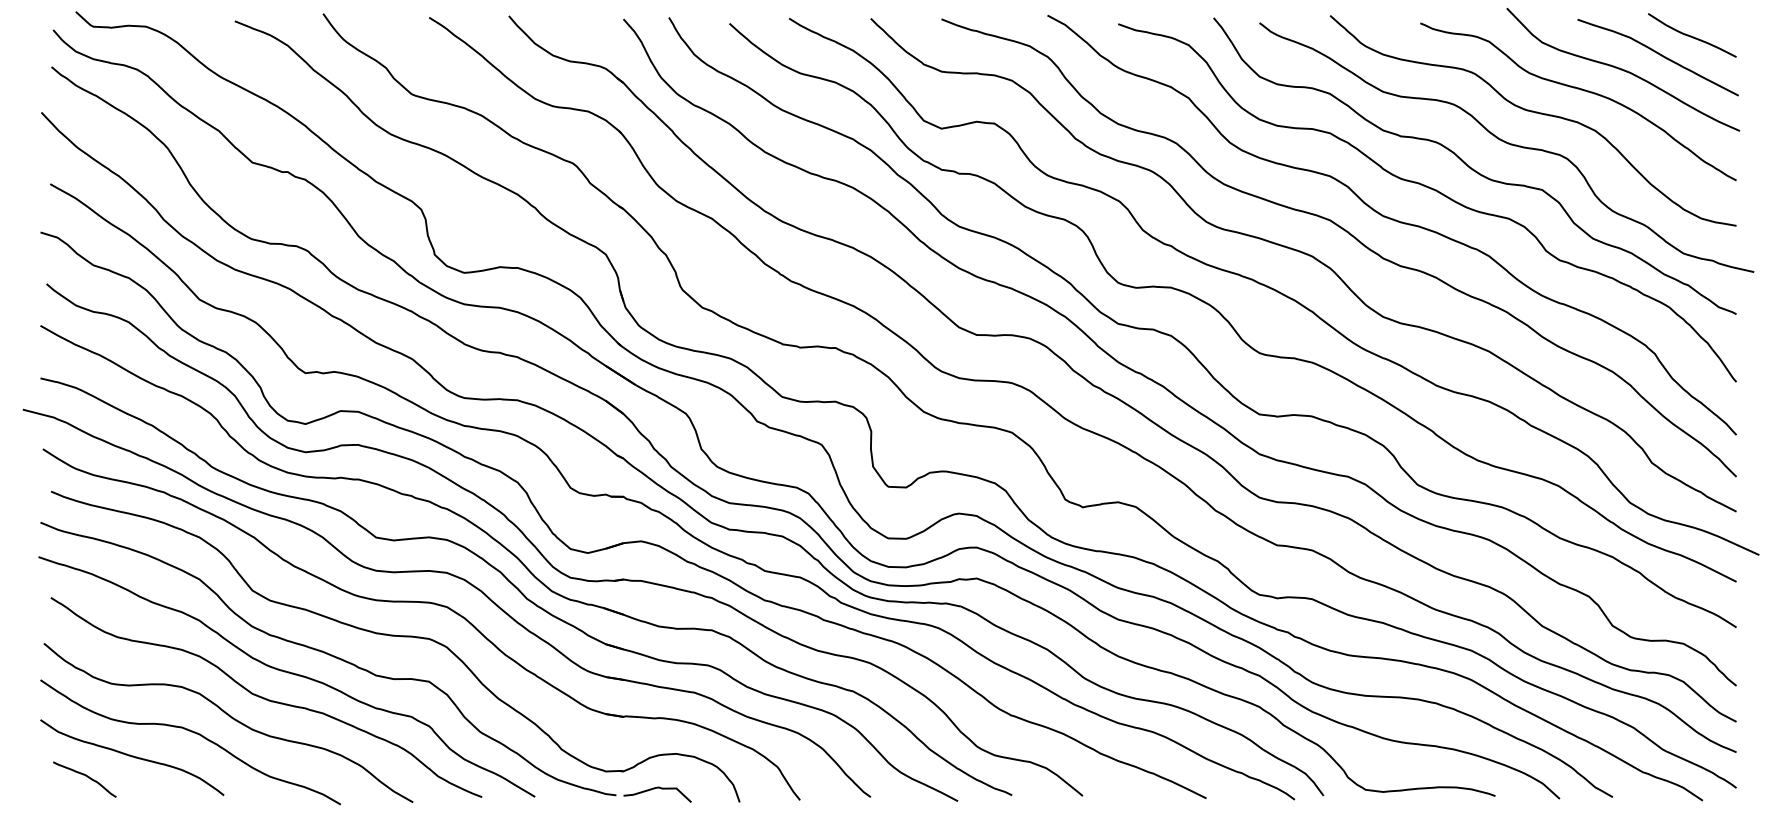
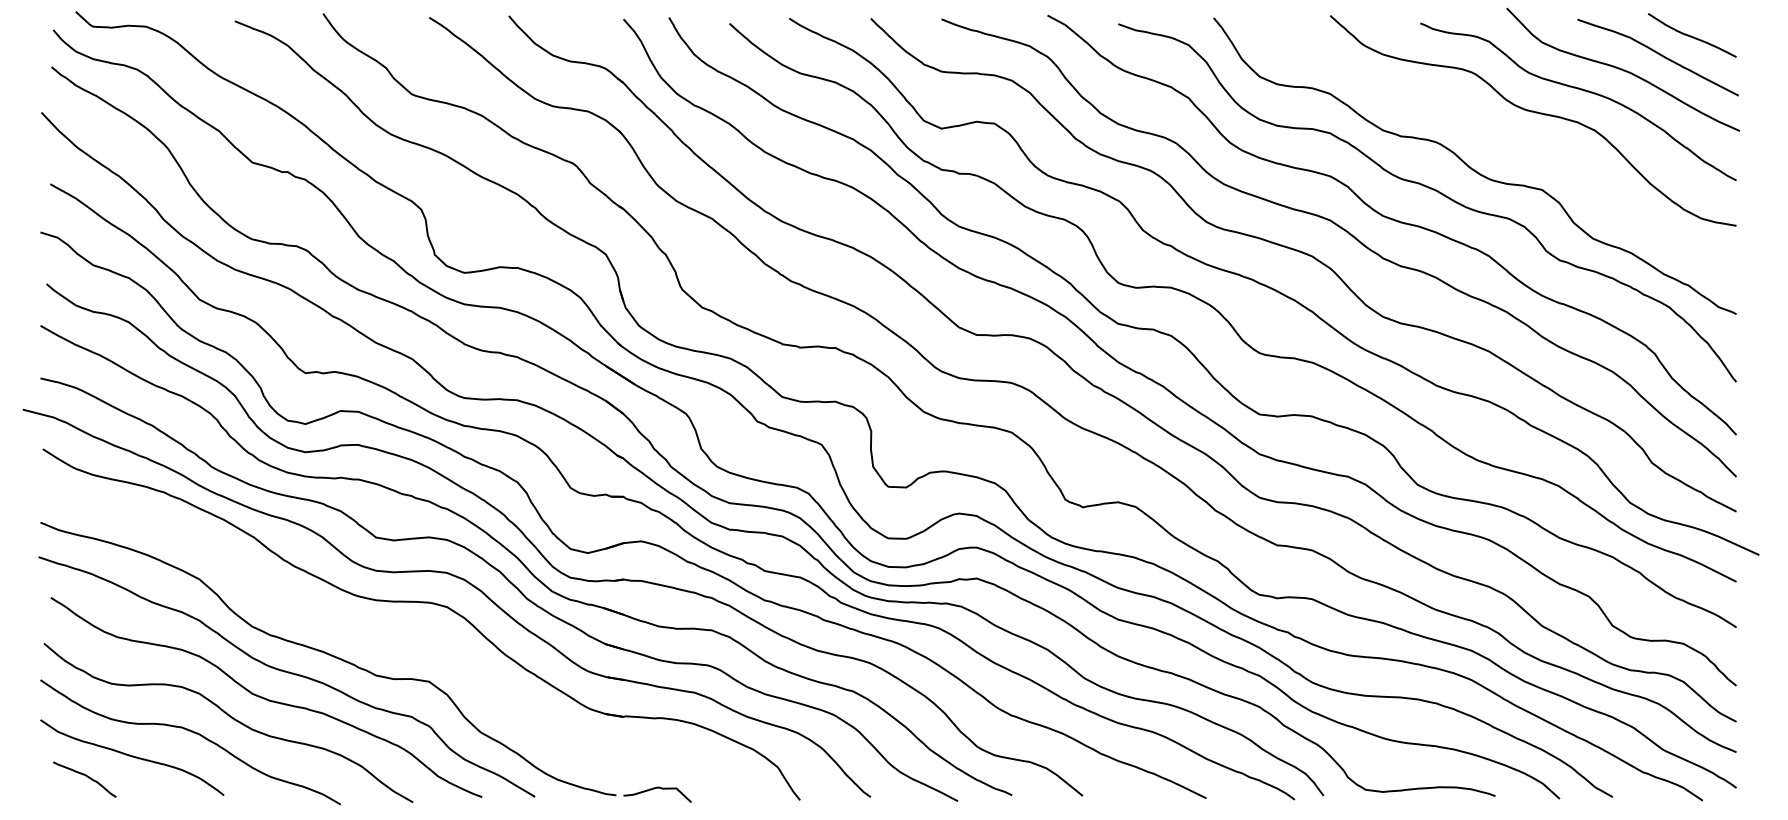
curve: present -> none (1508, 144)
part: present -> none (395, 636)
